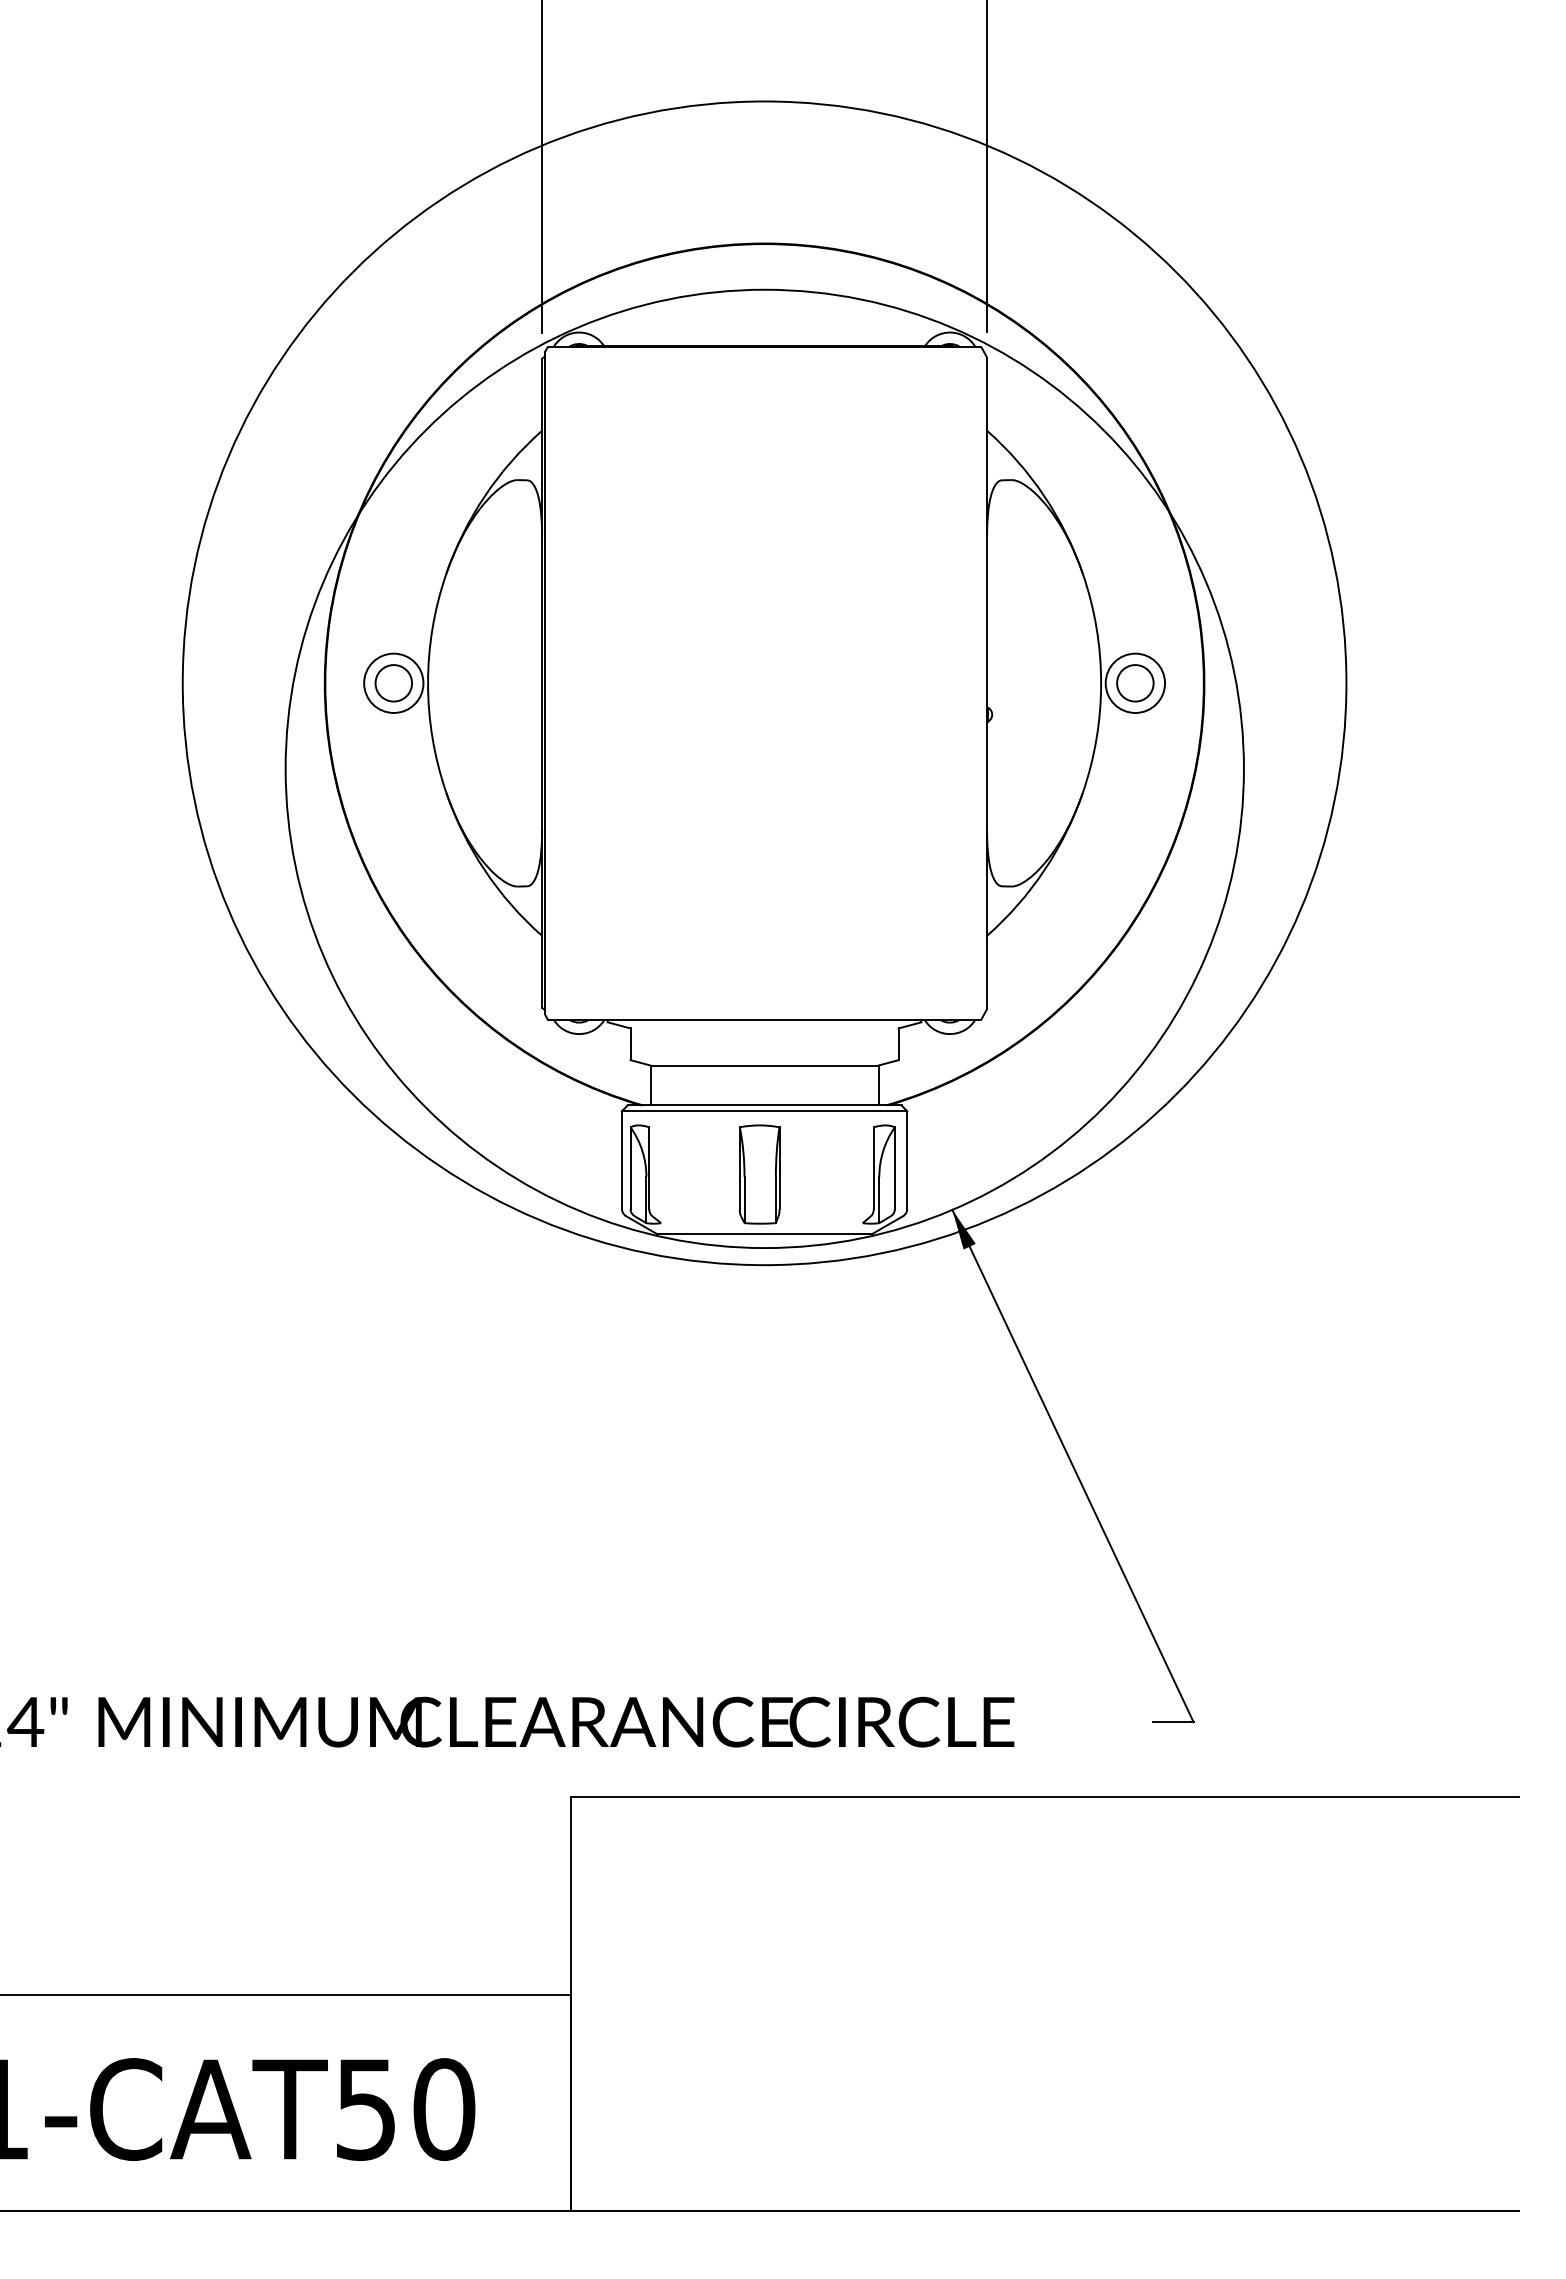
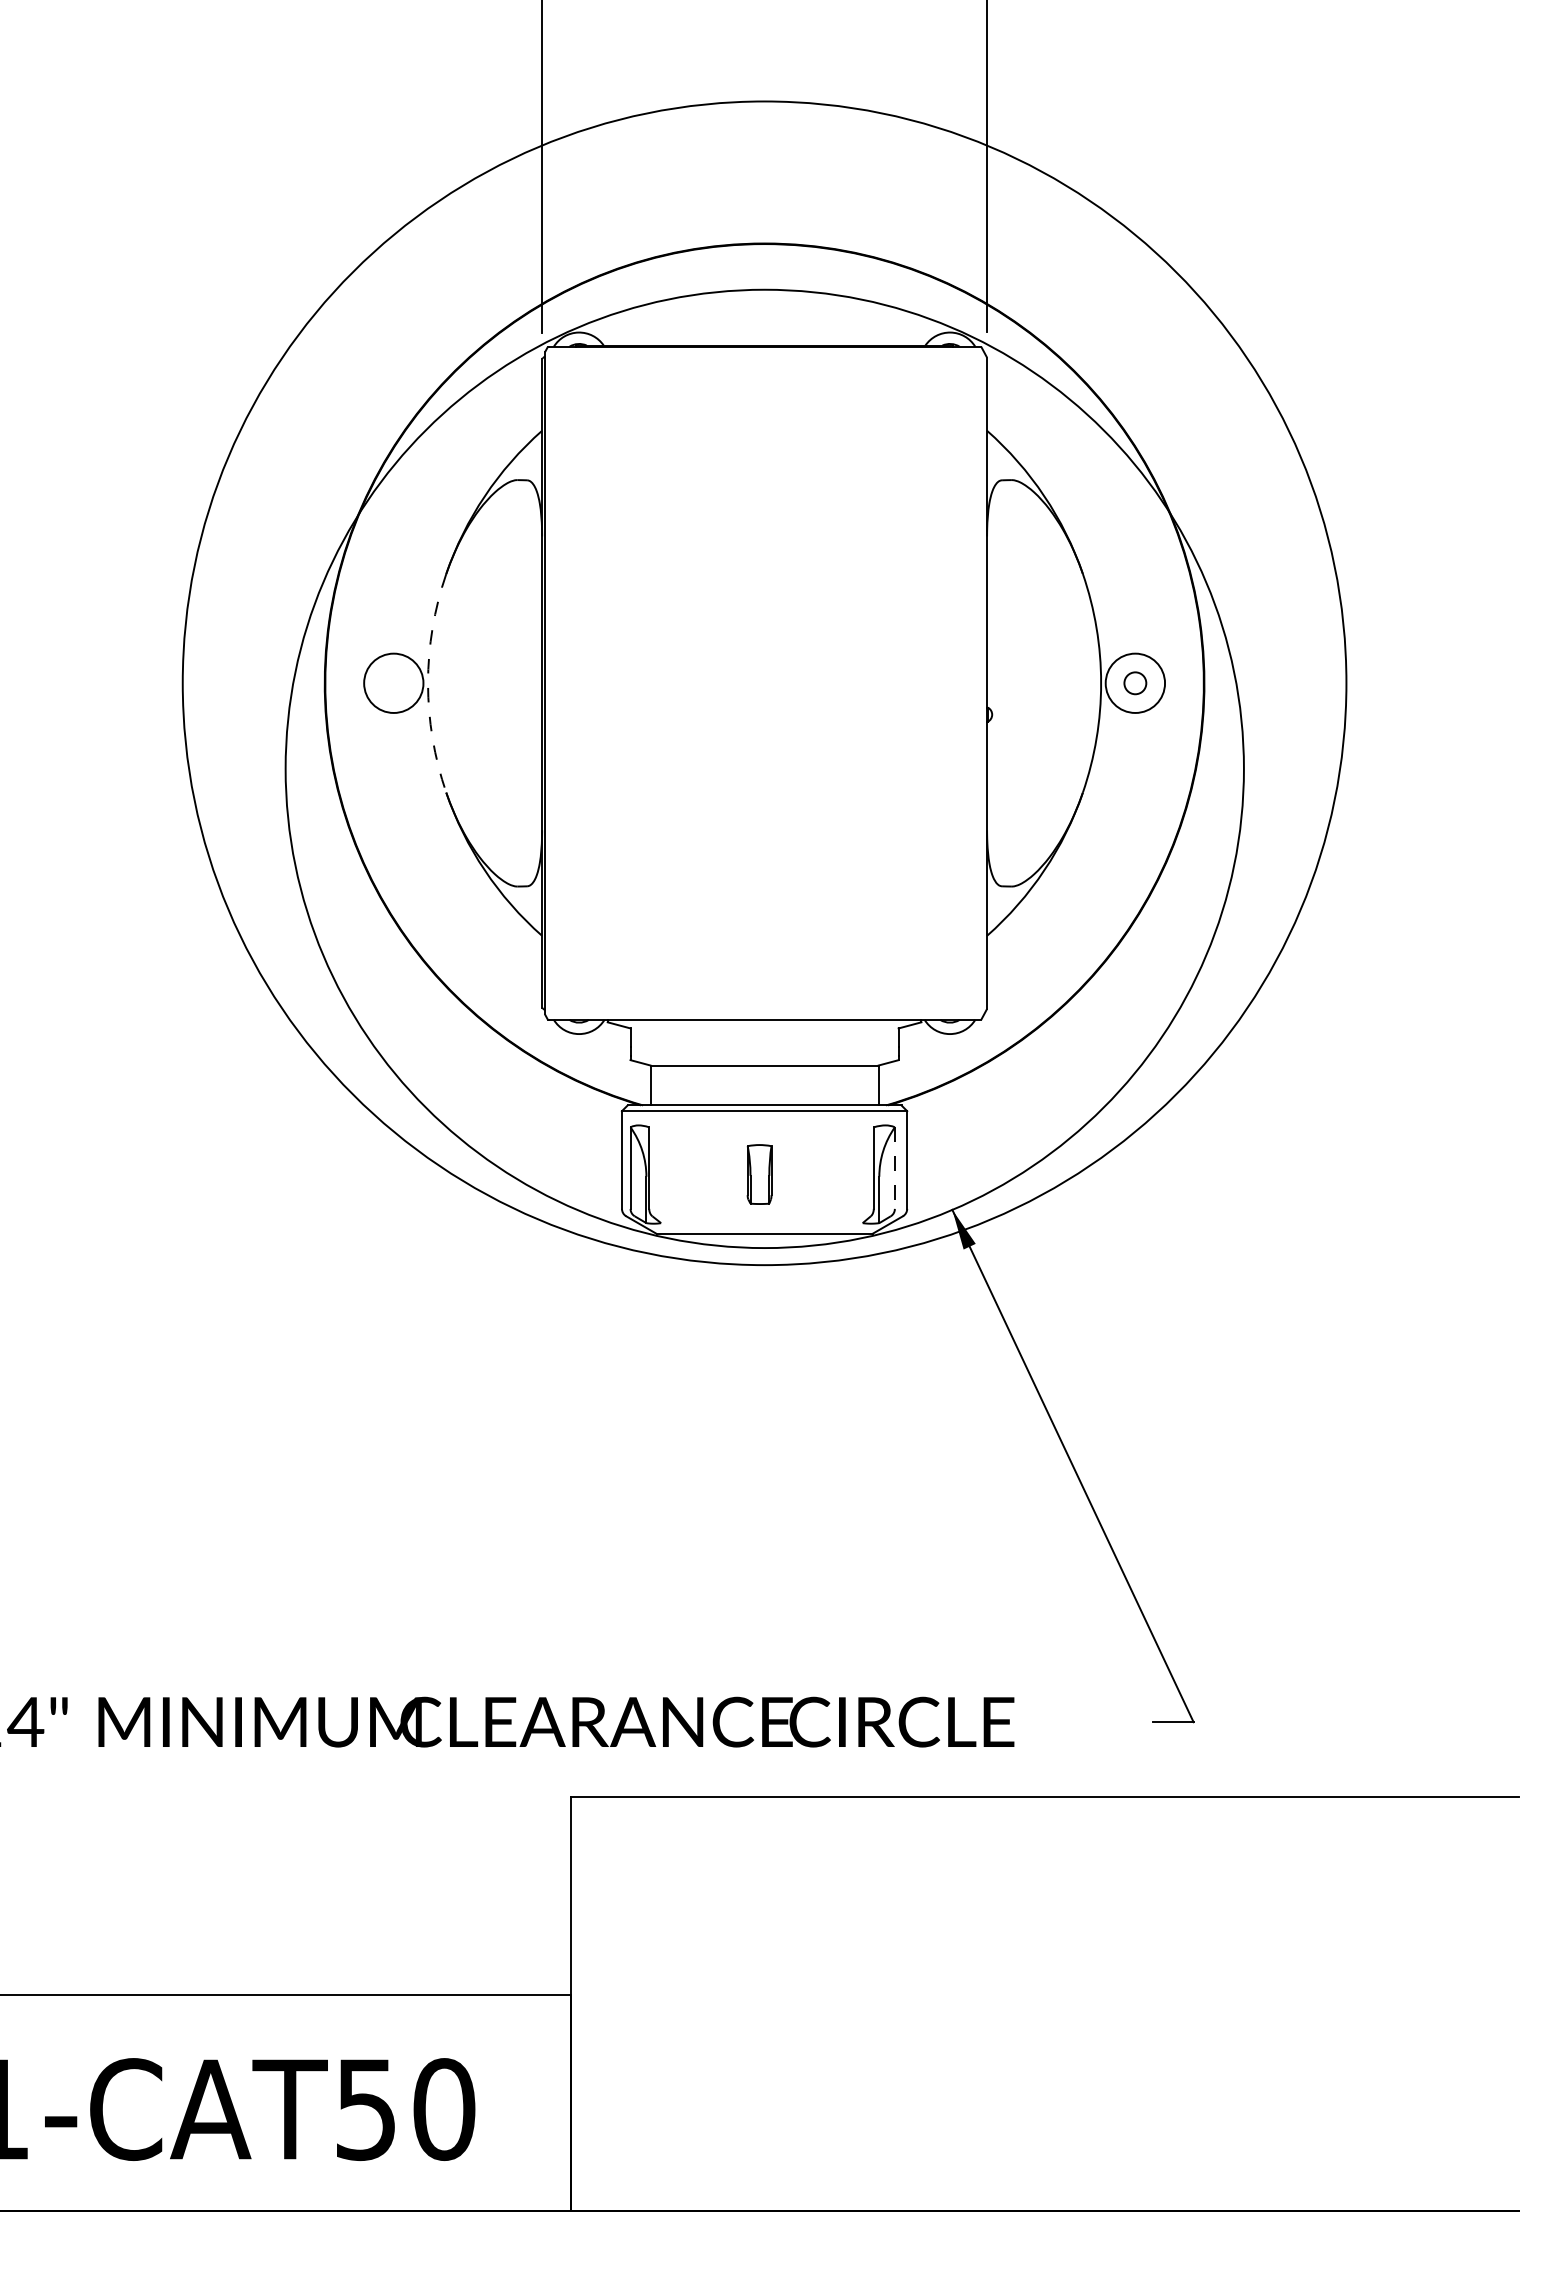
circle: present -> none (393, 683)
arc: solid -> dashed (428, 683)
circle diameter: 37 px -> 22 px (1135, 683)
line: solid -> dashed (894, 1168)
part size: 43x101 px -> 27x61 px (759, 1174)
